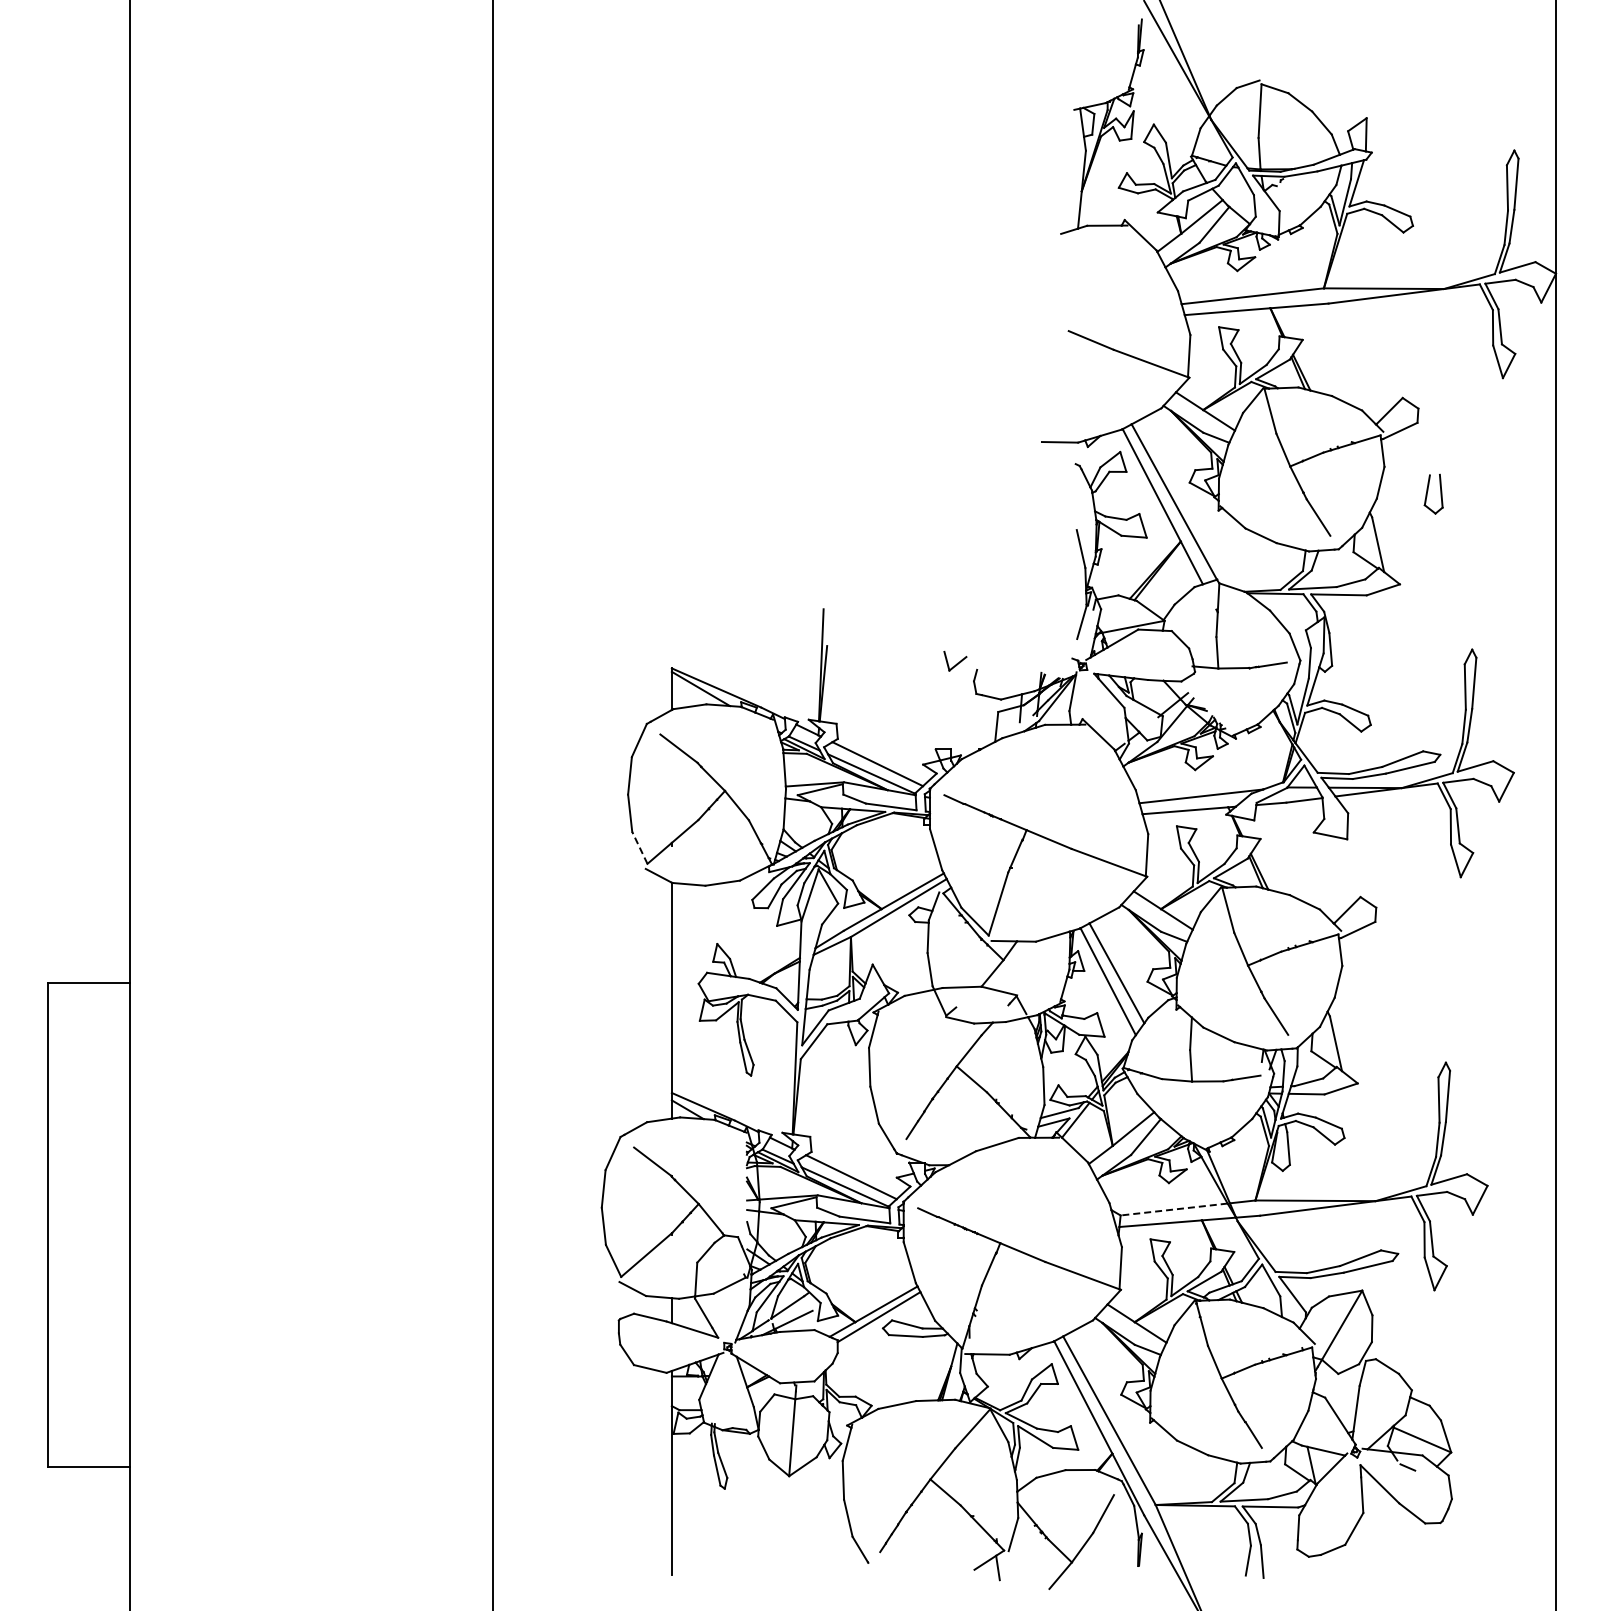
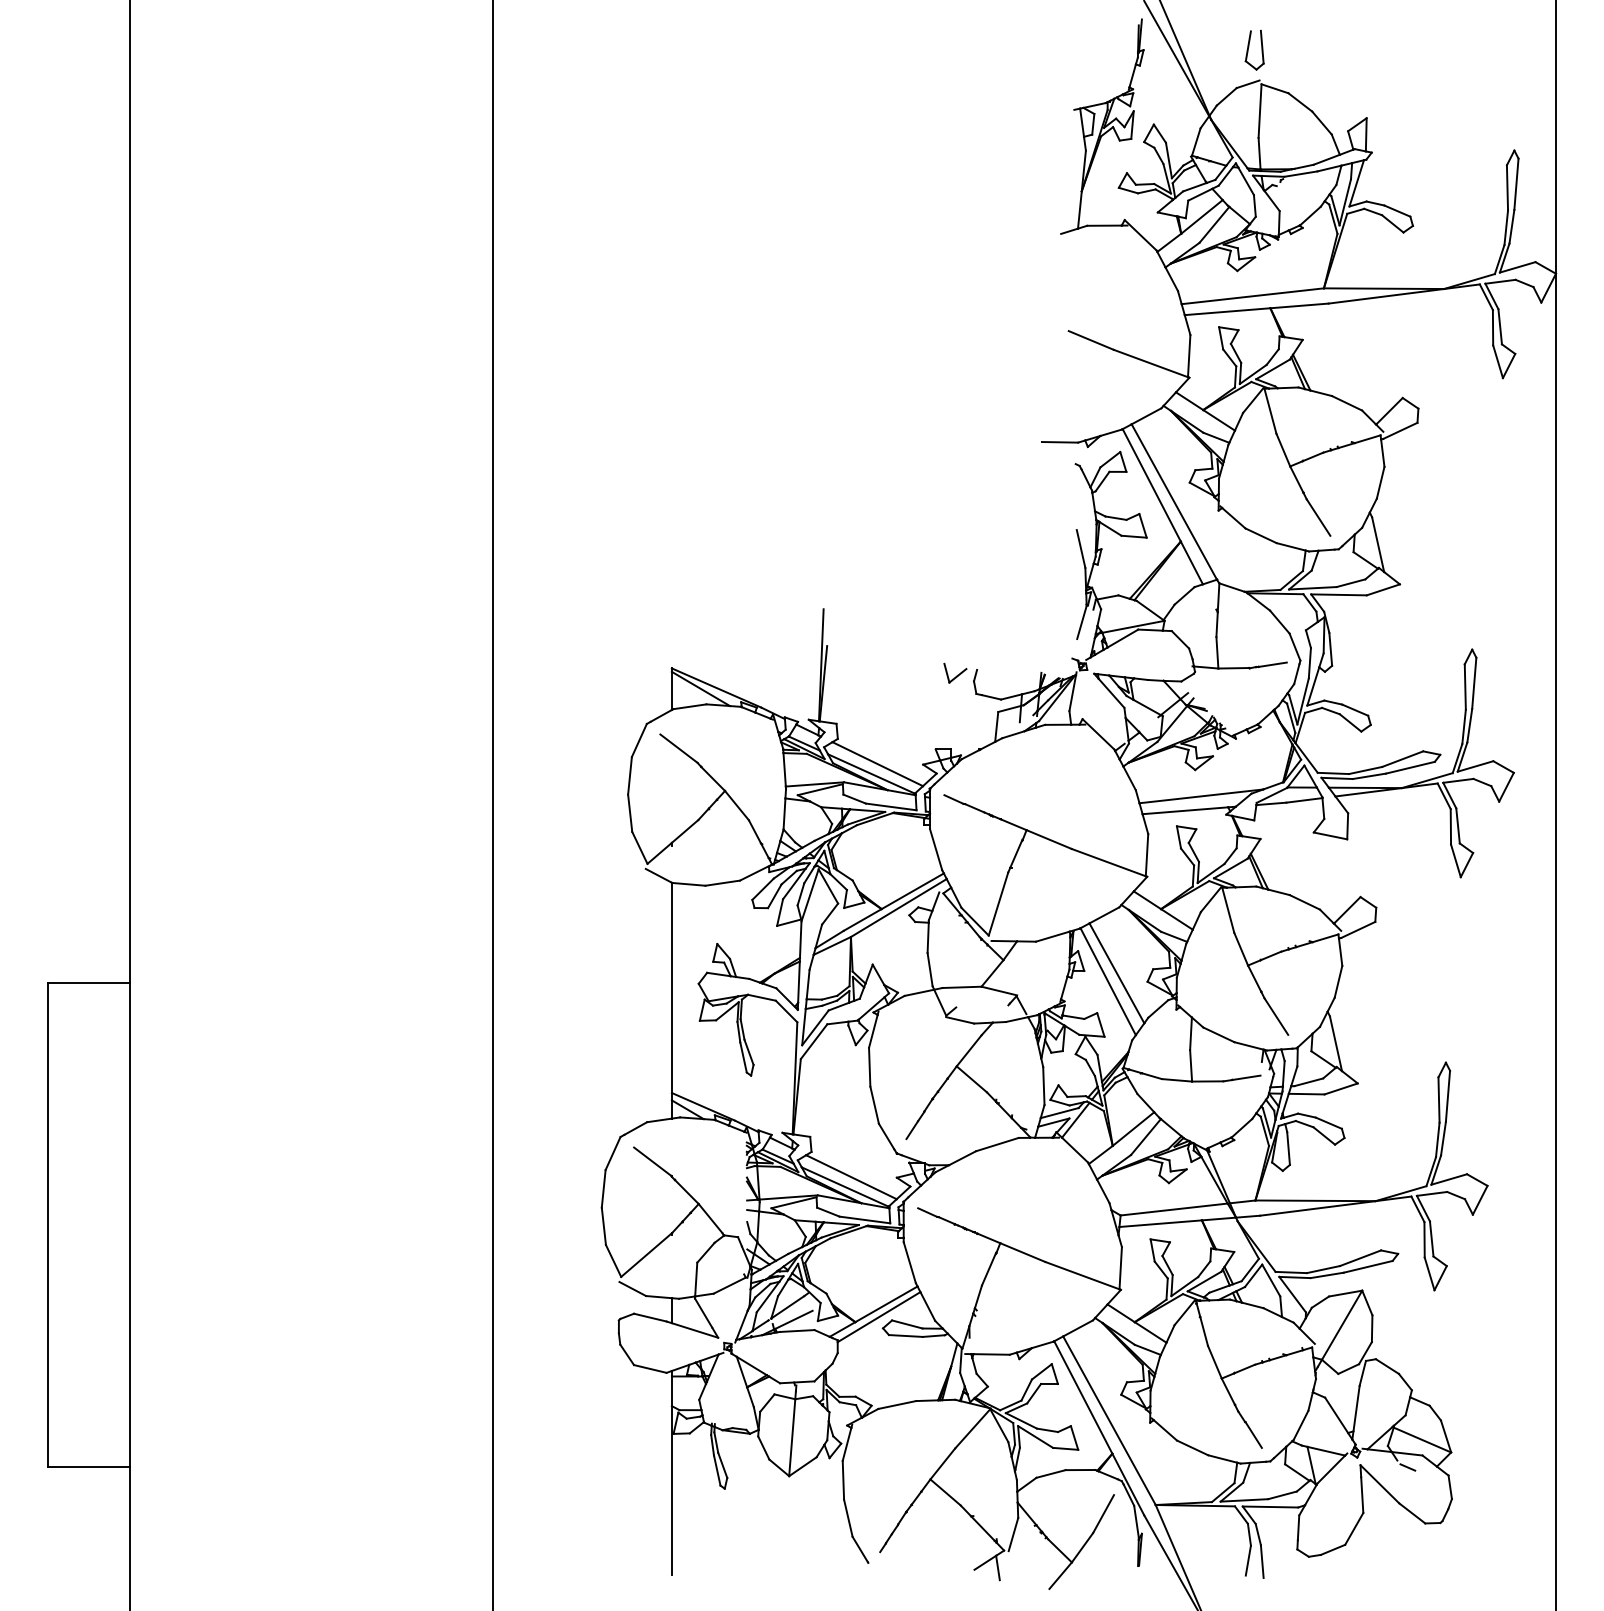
part position: (1433, 493) -> (1254, 49) (1254, 49)
part position: (955, 660) -> (955, 672) (955, 672)
line: dashed -> solid (639, 847)
line: dashed -> solid (1174, 1209)
